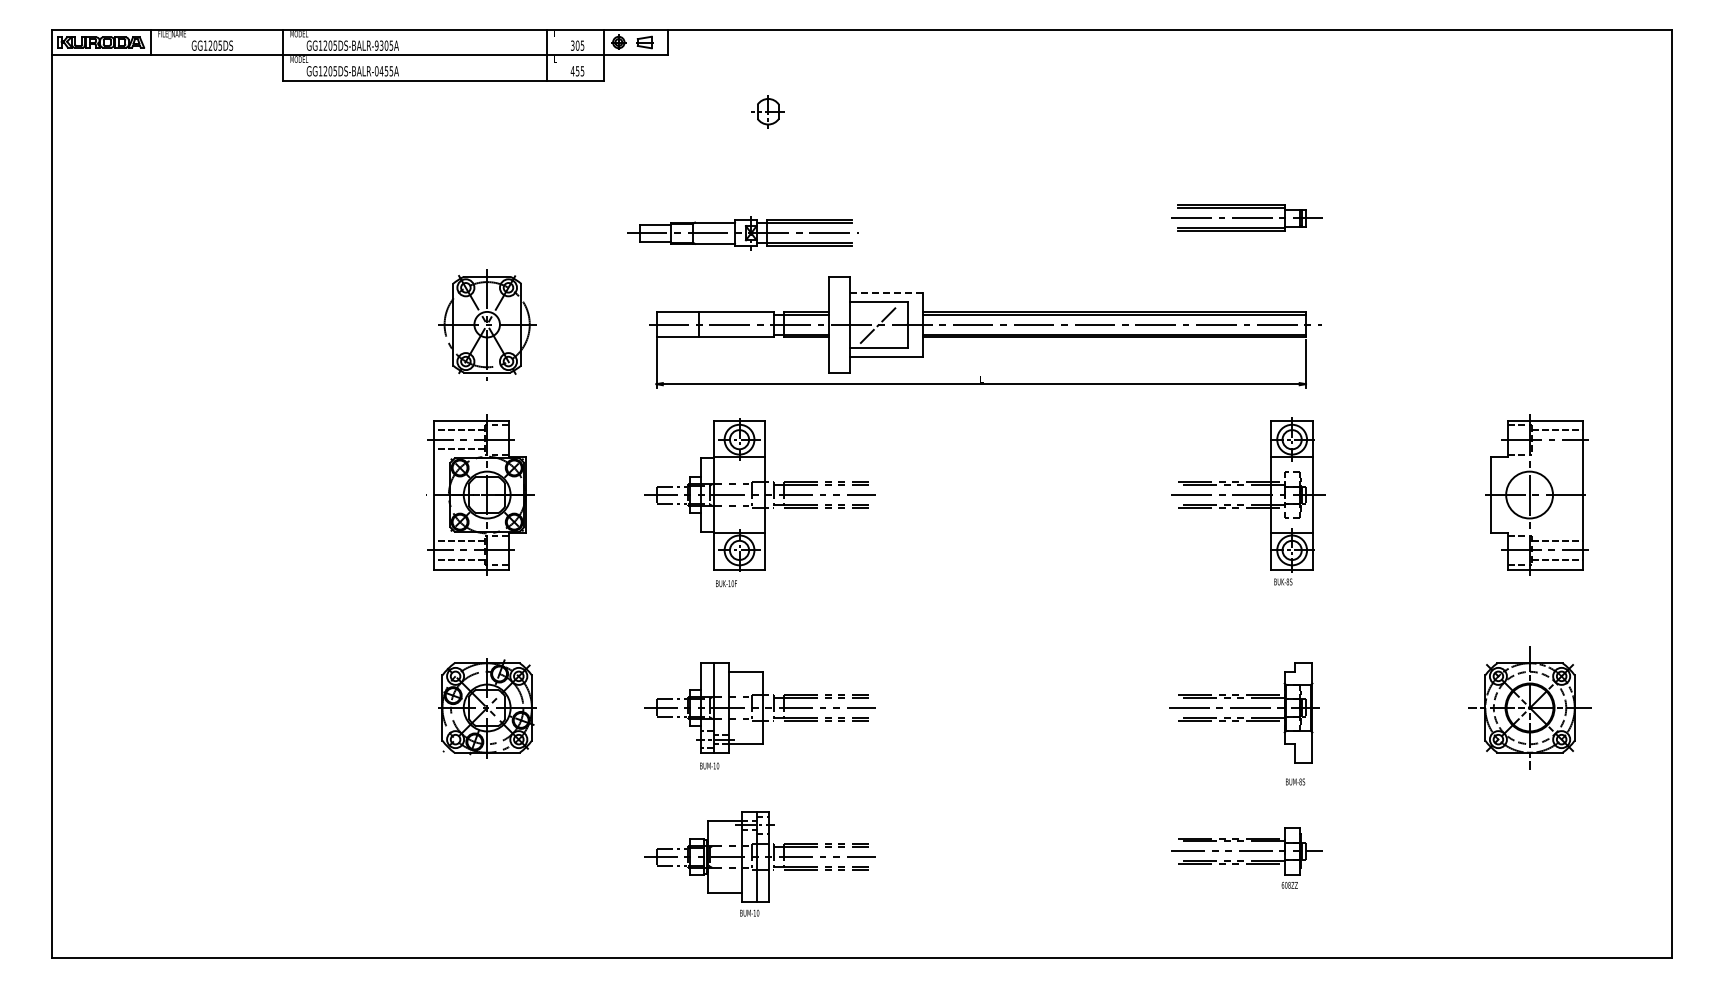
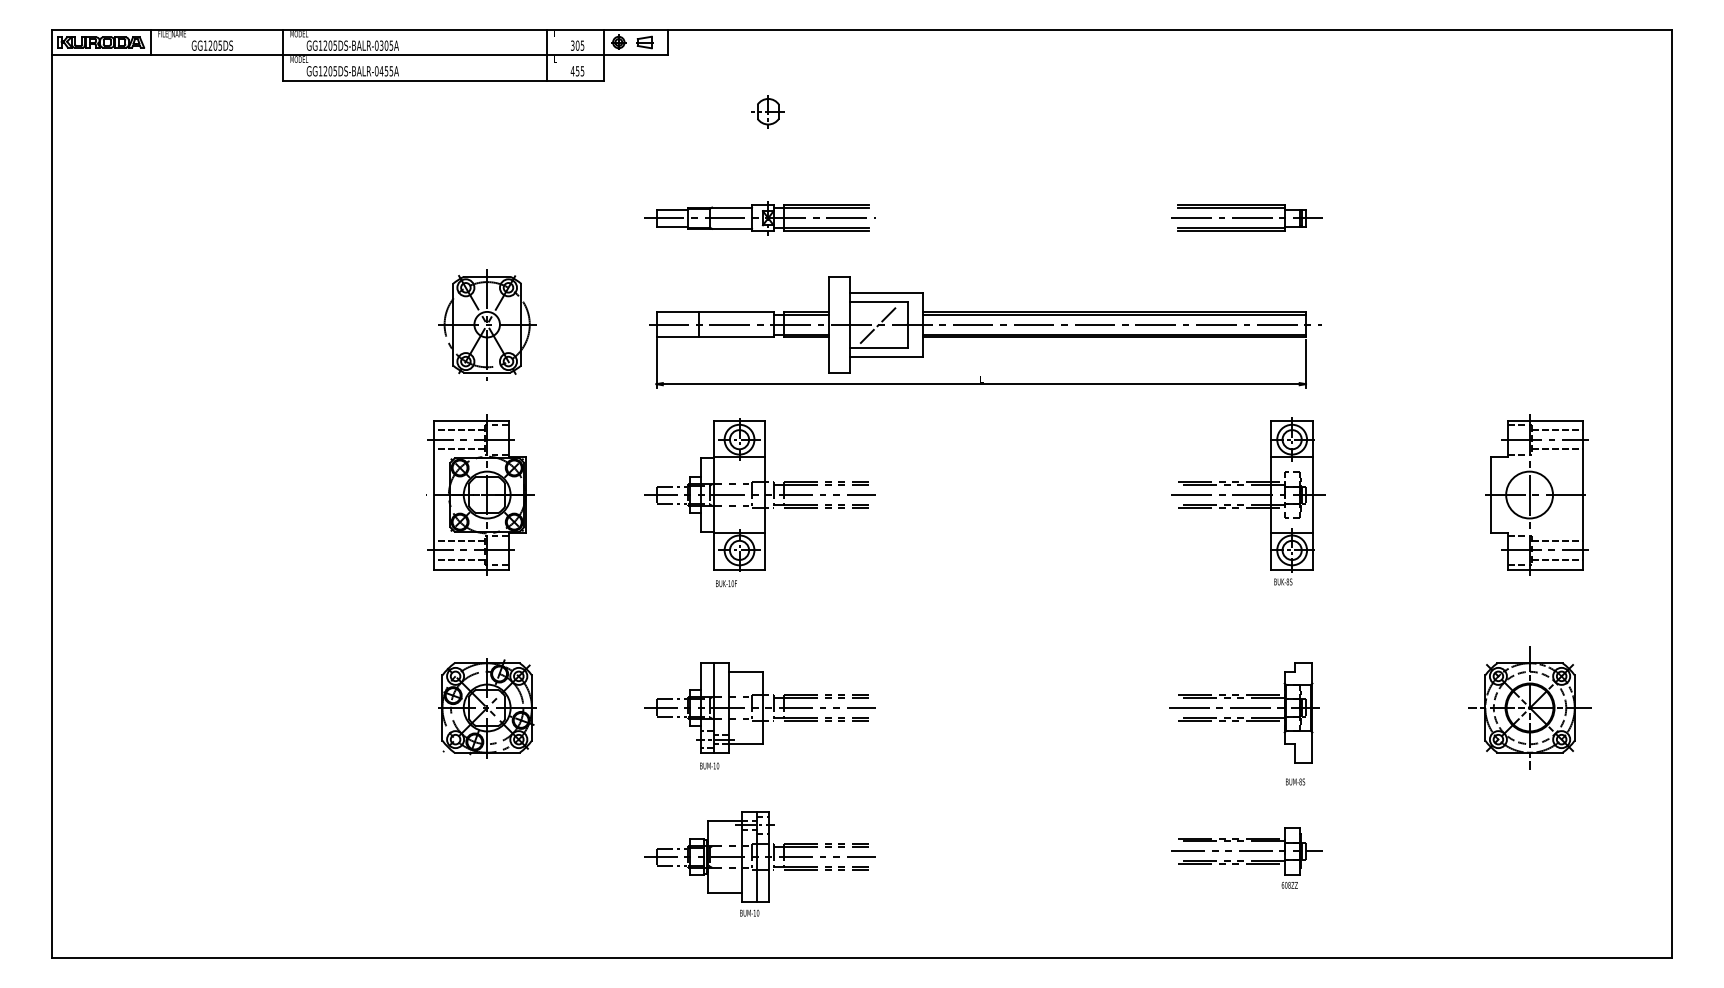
text: GG1205DS-BALR-9305A -> GG1205DS-BALR-0305A (376, 45)
part position: (742, 233) -> (759, 218) (759, 218)
line: dashed -> solid (886, 292)
line: none -> present (1556, 449)
